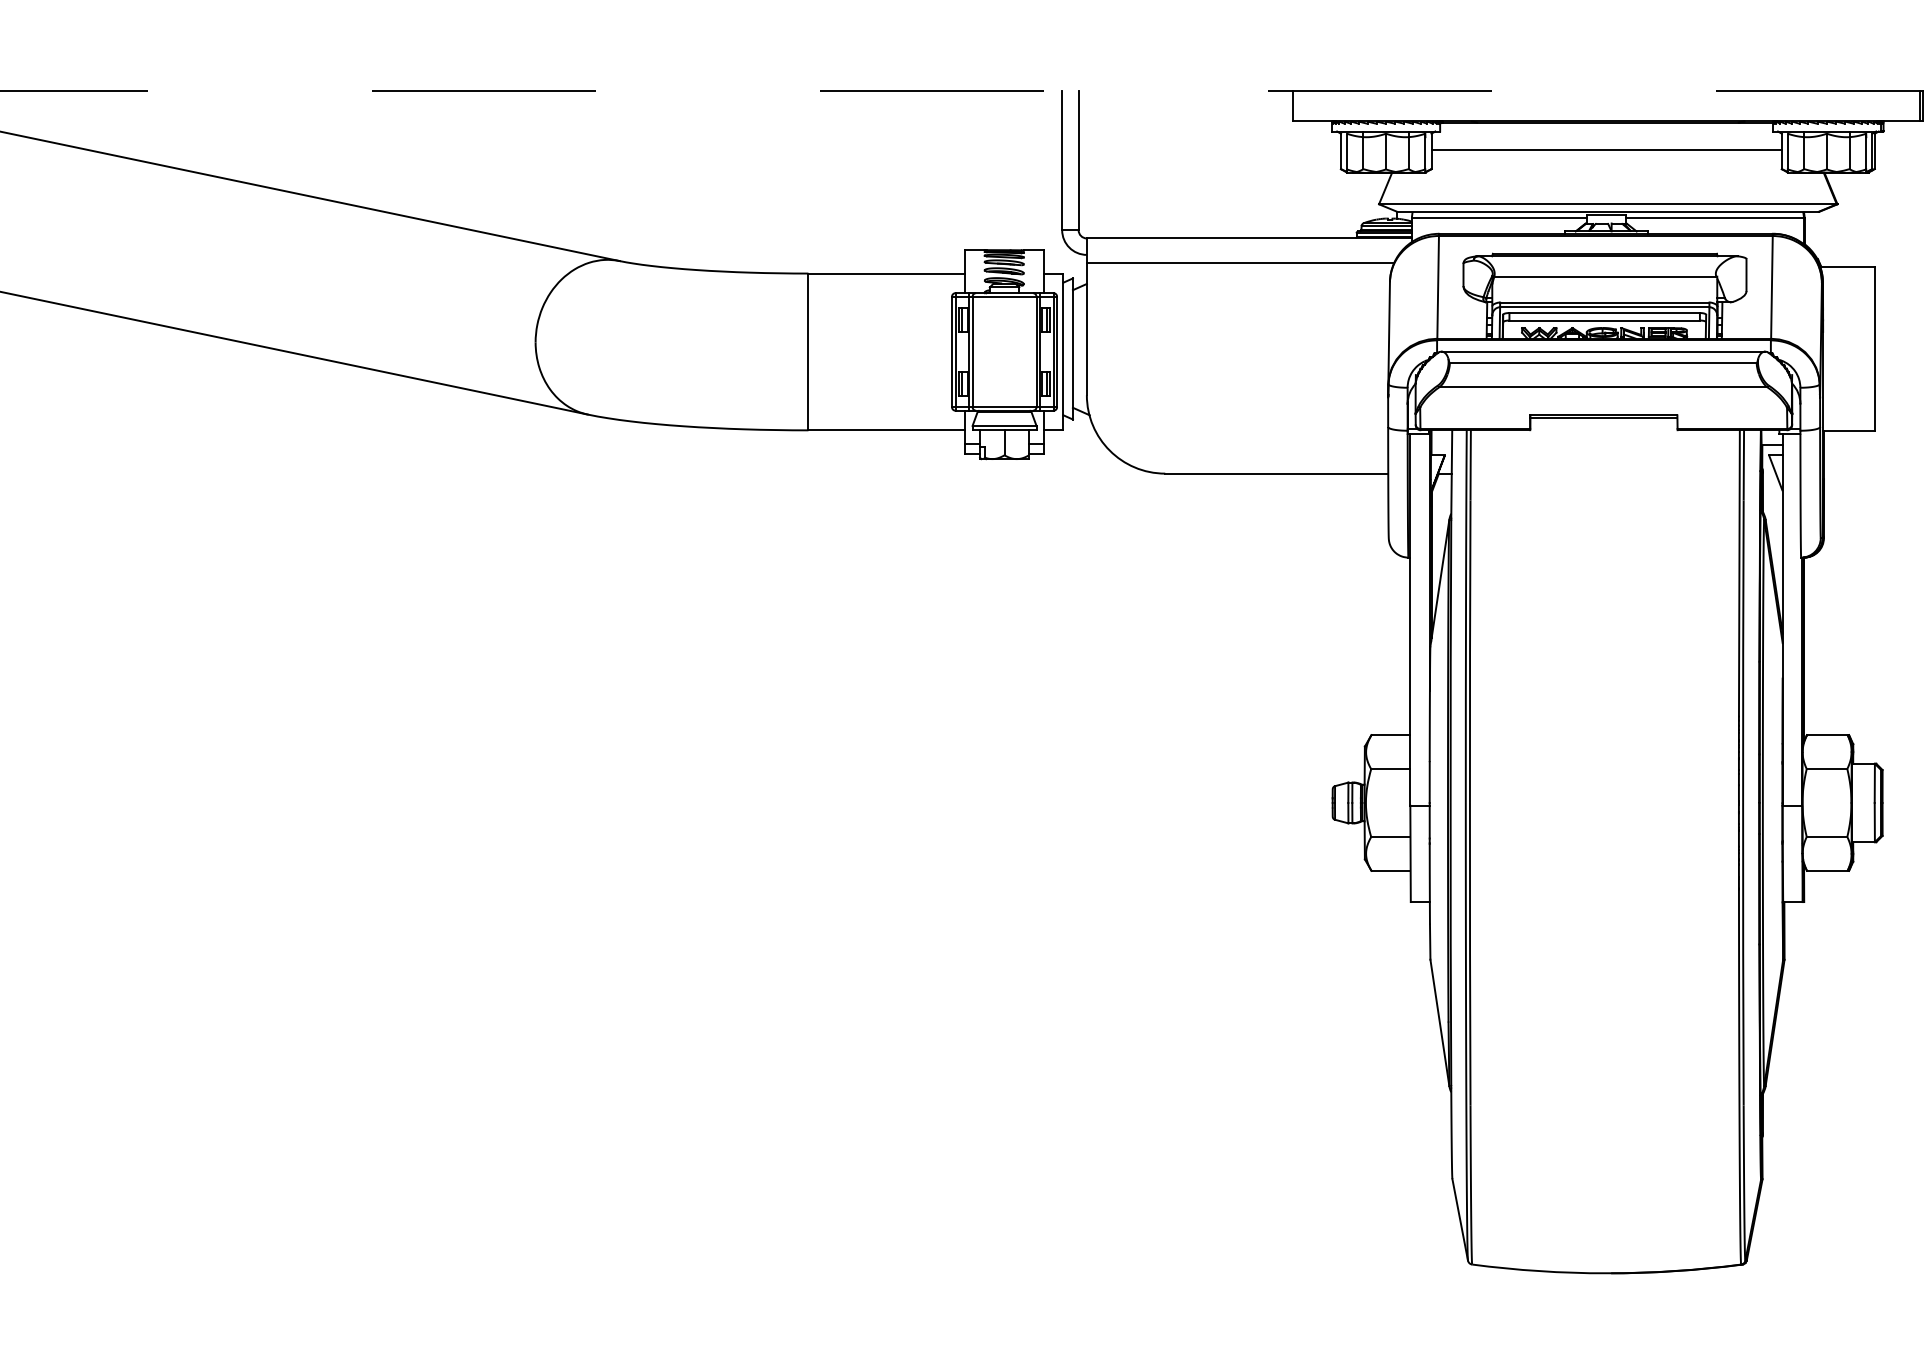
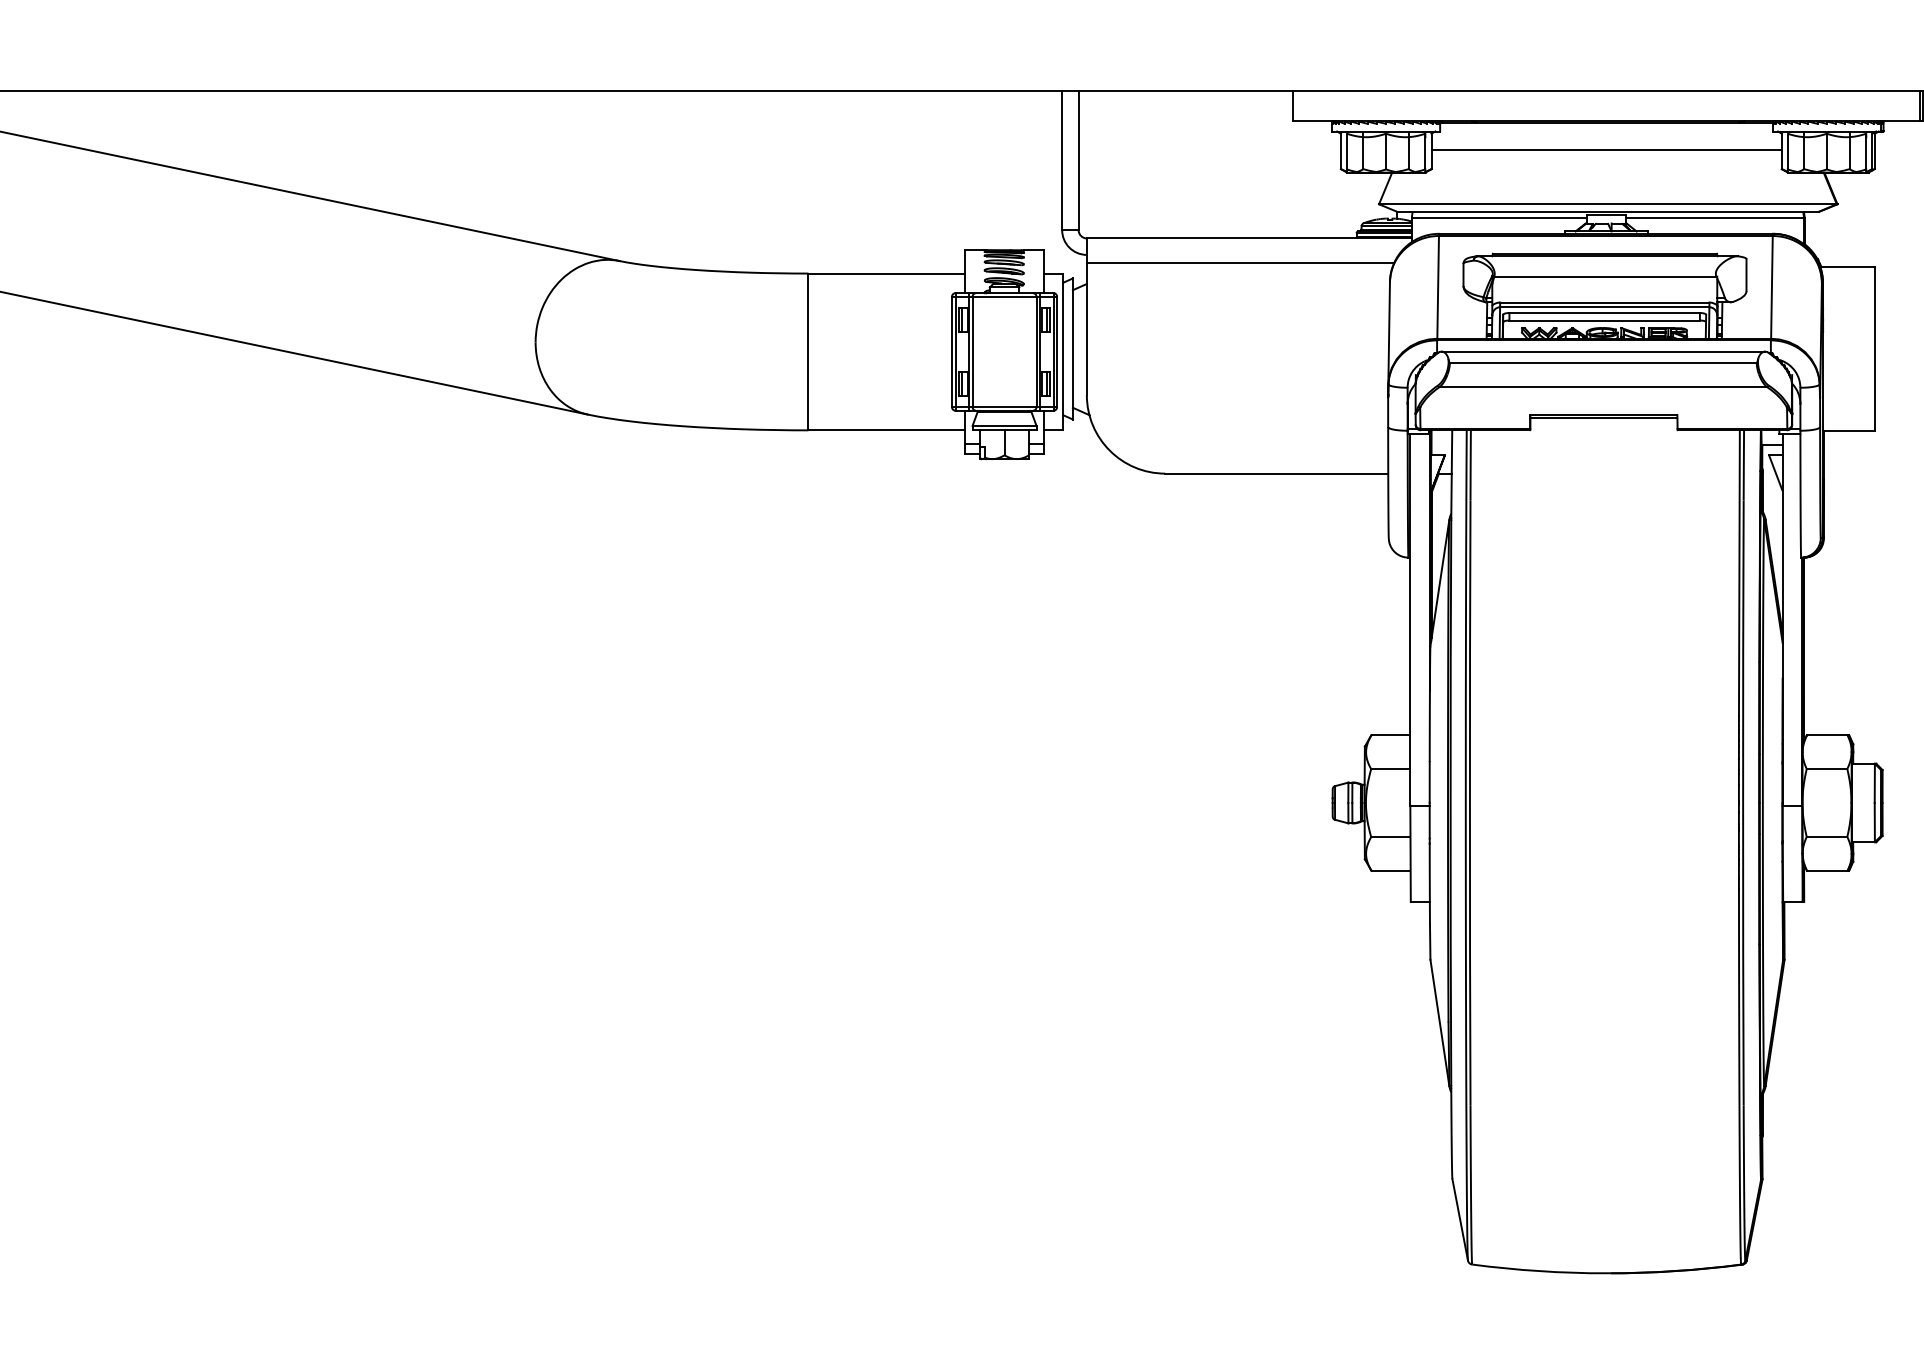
line: dashed -> solid (961, 91)
